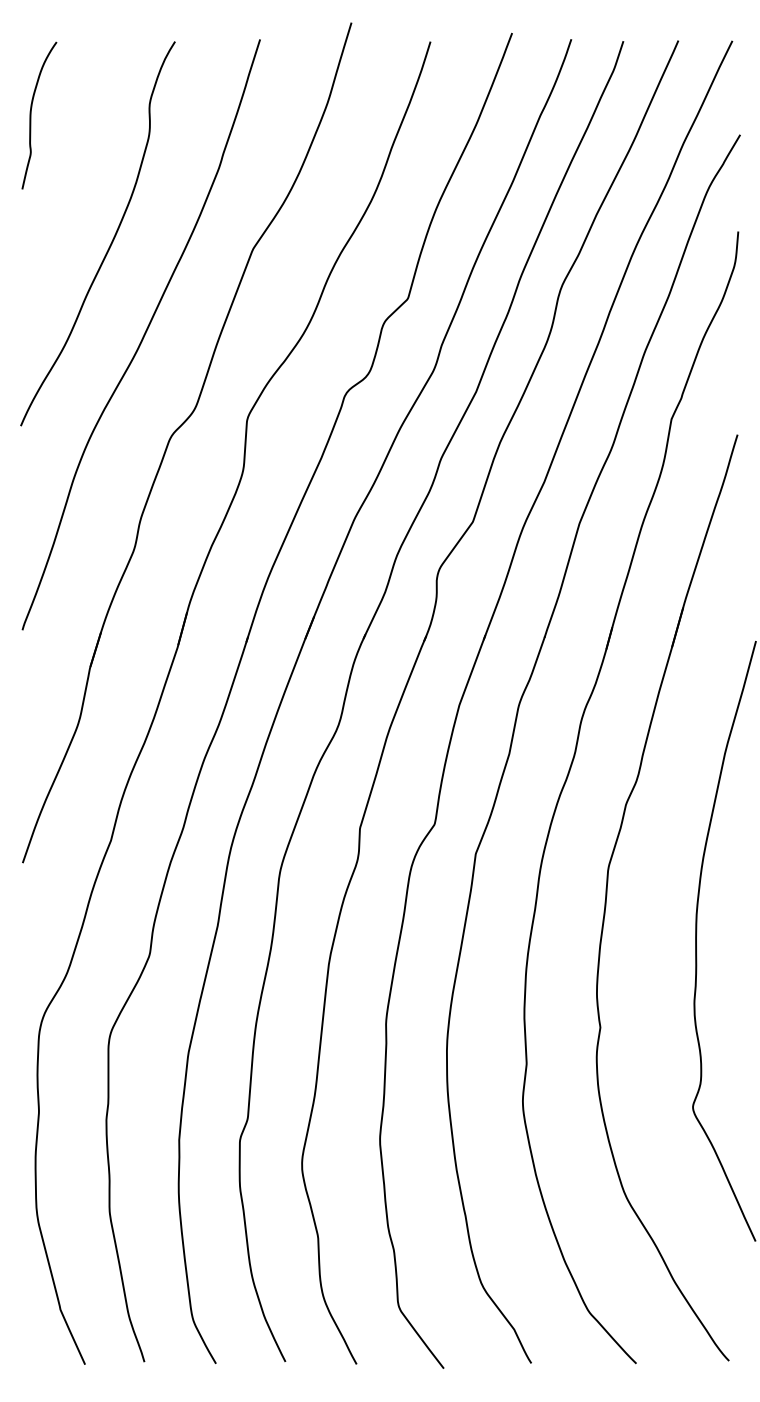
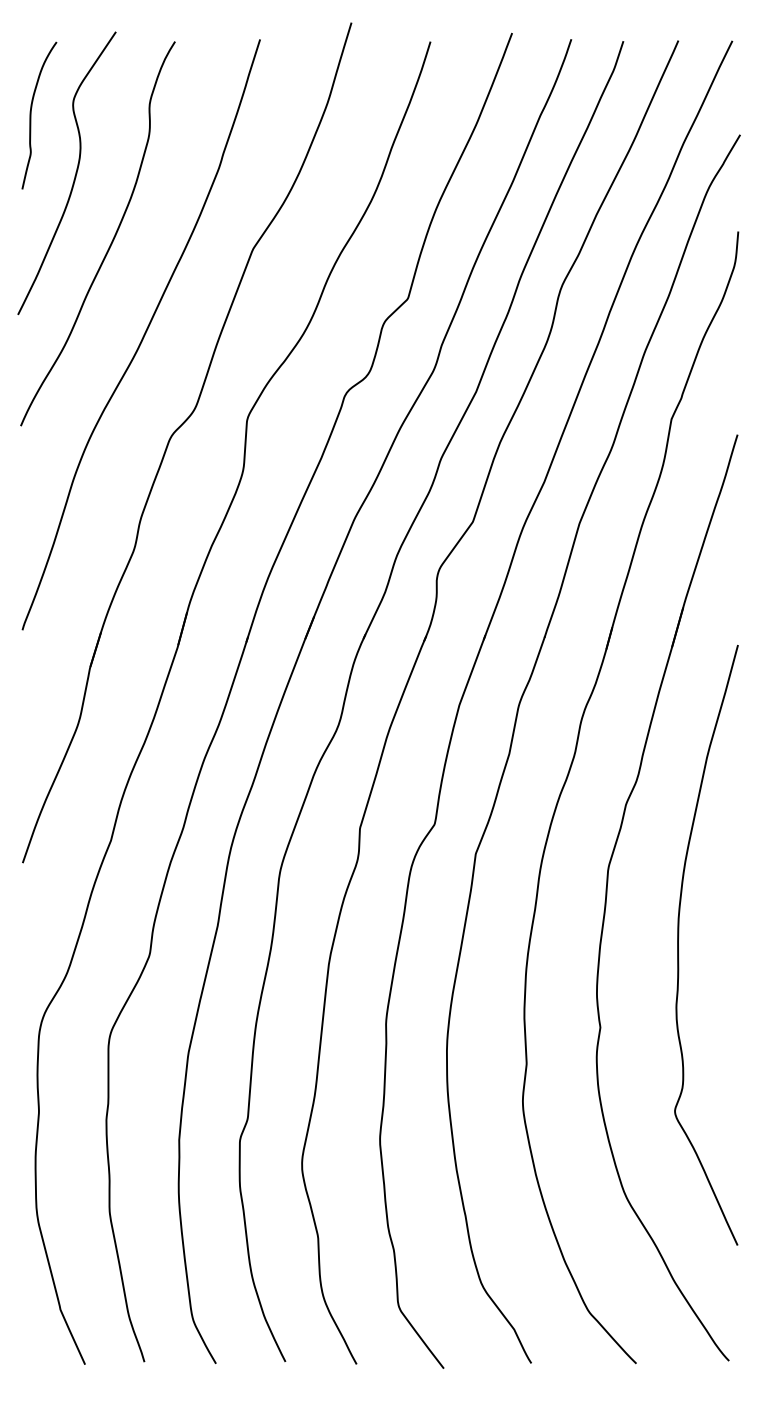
curve: none -> present (74, 175)
curve position: (696, 941) -> (678, 945) (678, 945)
